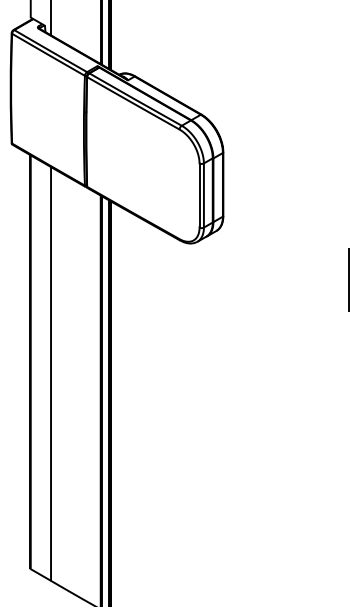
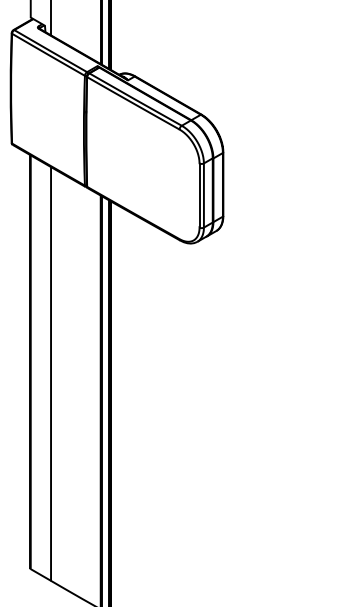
line: present -> none (348, 279)
